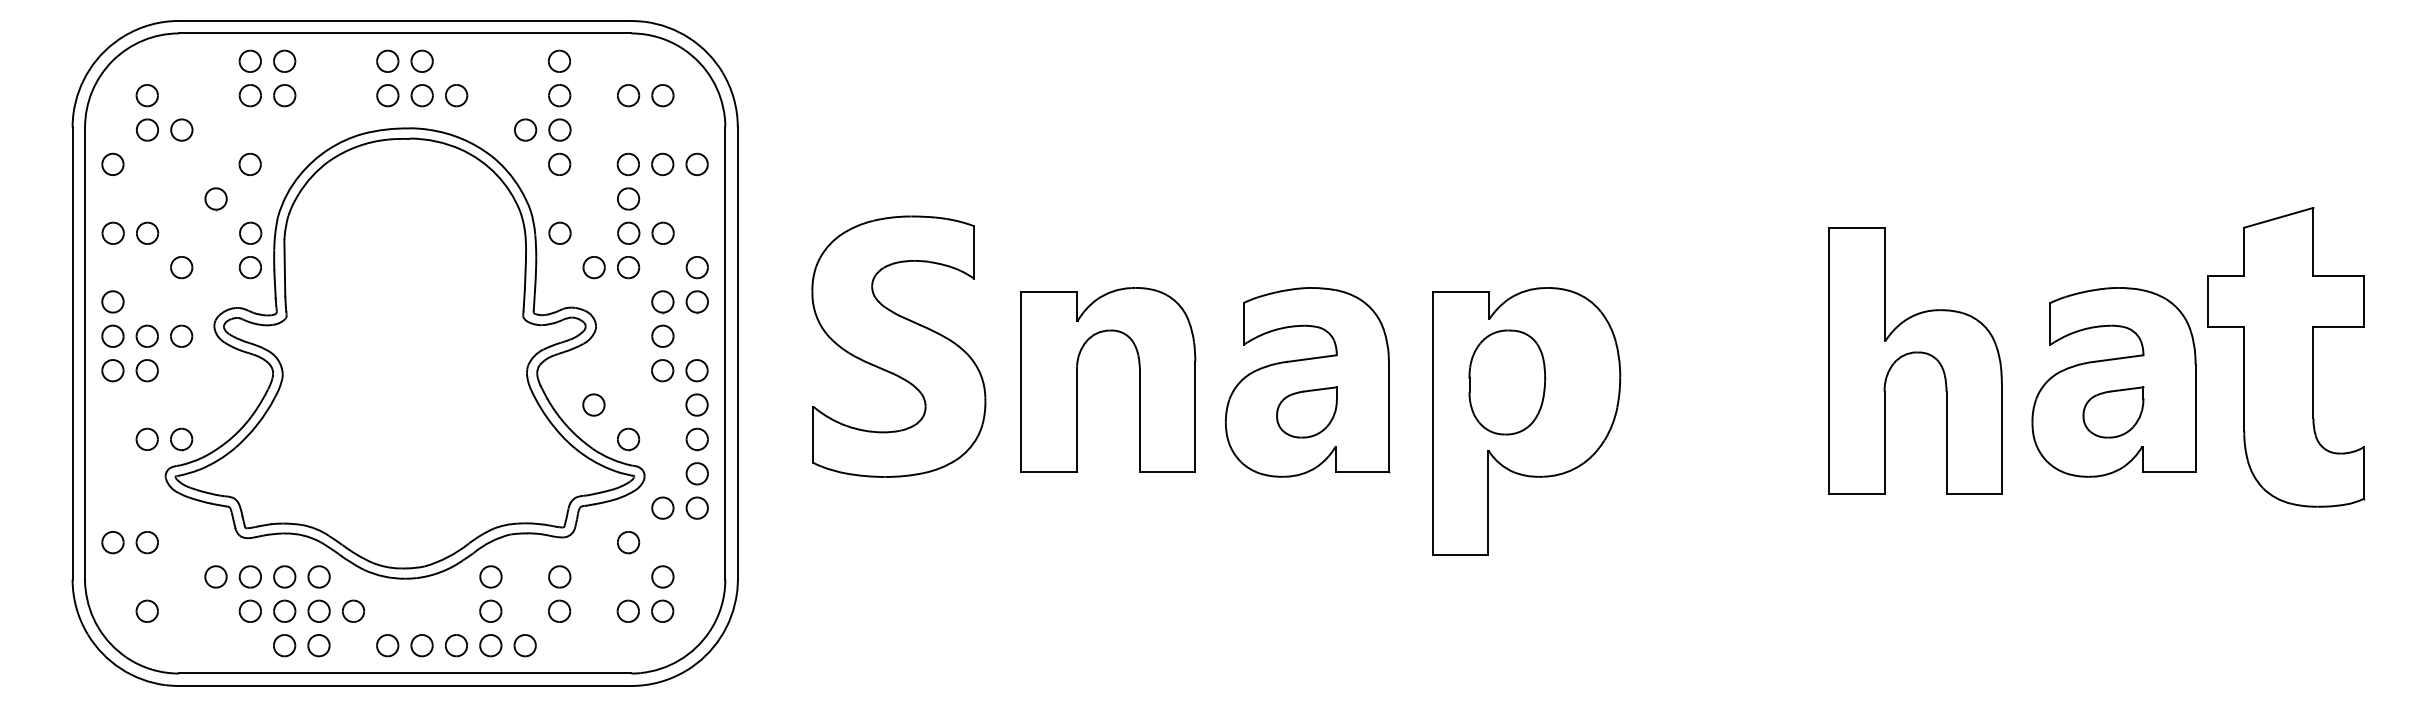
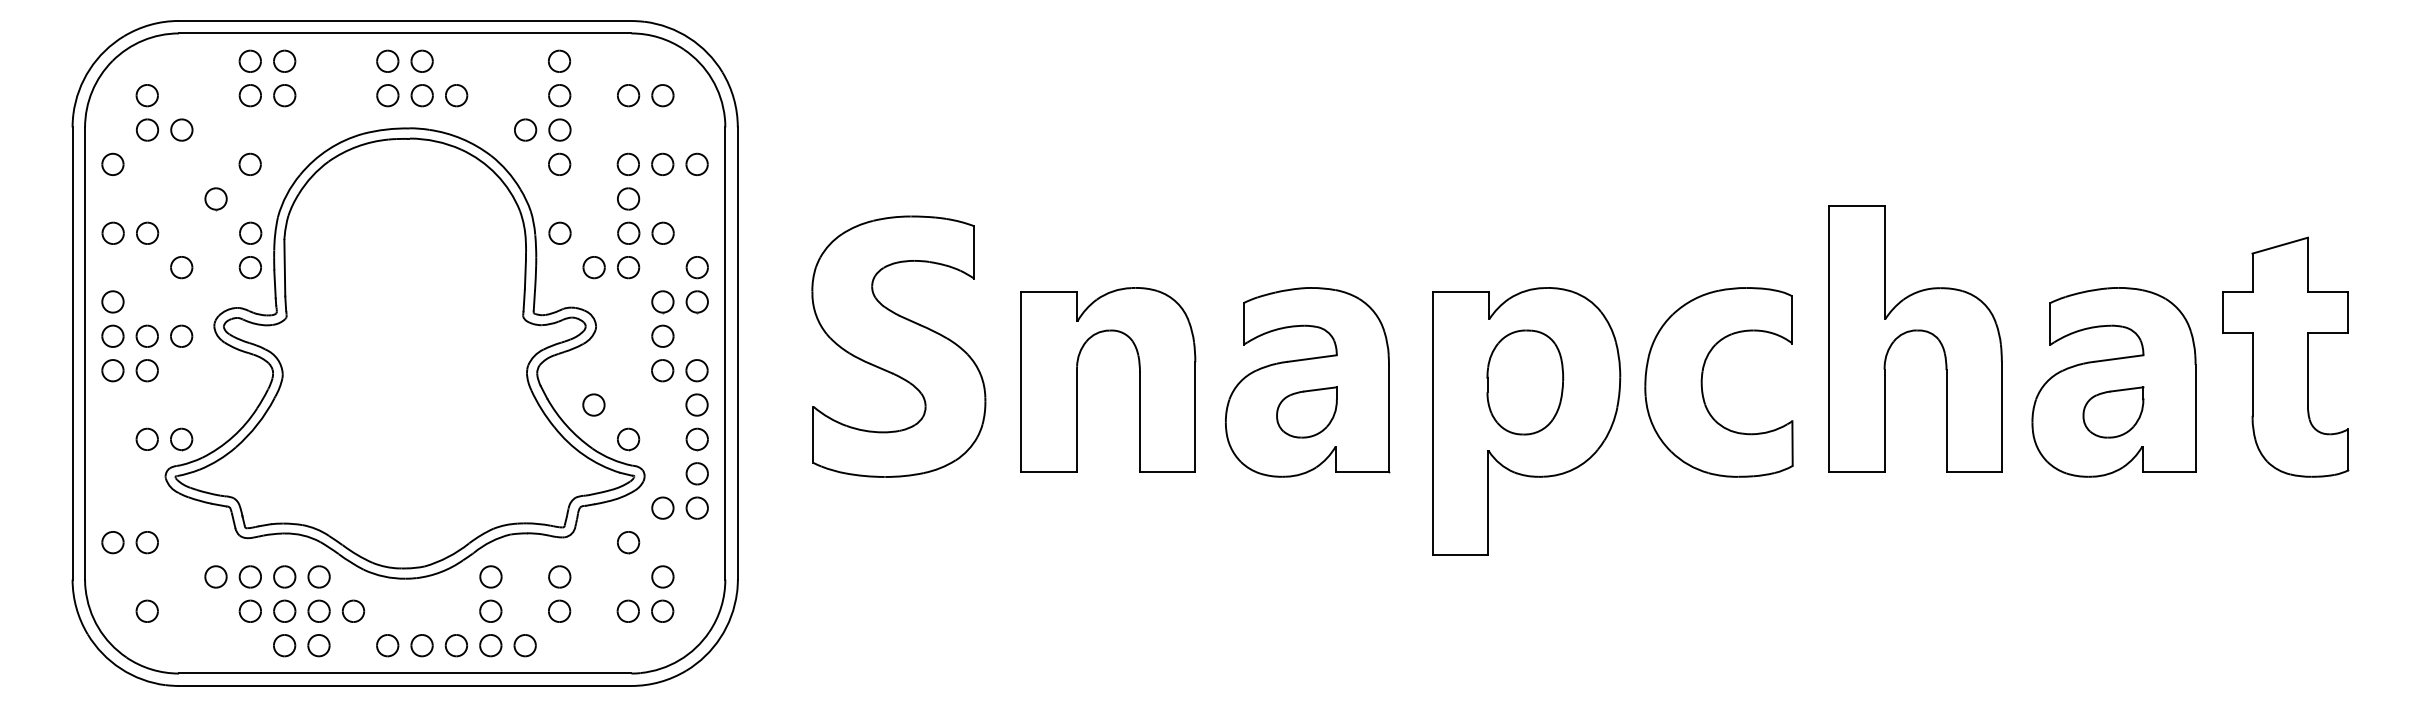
part position: (1915, 353) -> (1915, 331) (1915, 331)
part size: 159x301 px -> 128x242 px (2285, 356)
part position: (1507, 382) -> (1525, 382) (1525, 382)
part: none -> present (1702, 382)
